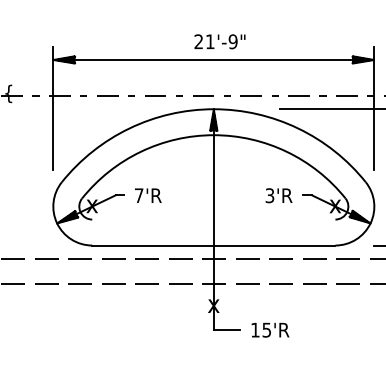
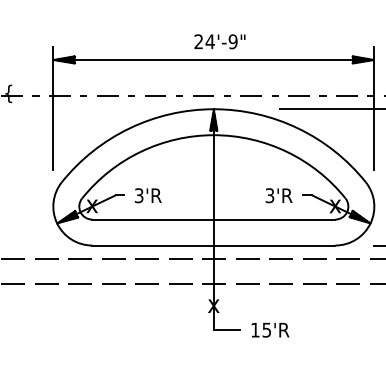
text: 21'-9" -> 24'-9" (209, 41)
text: 7'R -> 3'R (138, 195)
line: none -> present (213, 219)
